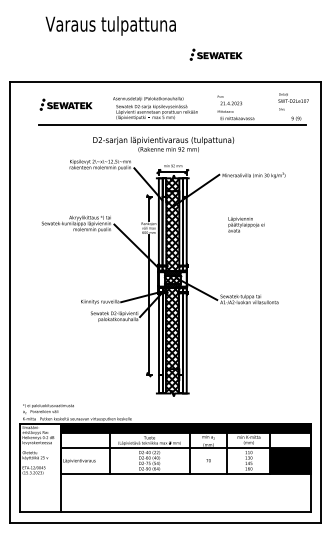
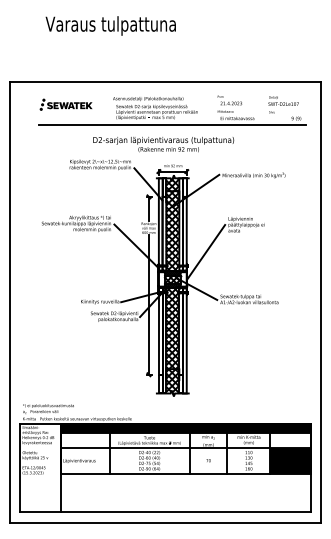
part: present -> none (215, 54)
text position: (293, 101) -> (283, 104) (283, 104)
line: none -> present (206, 252)
